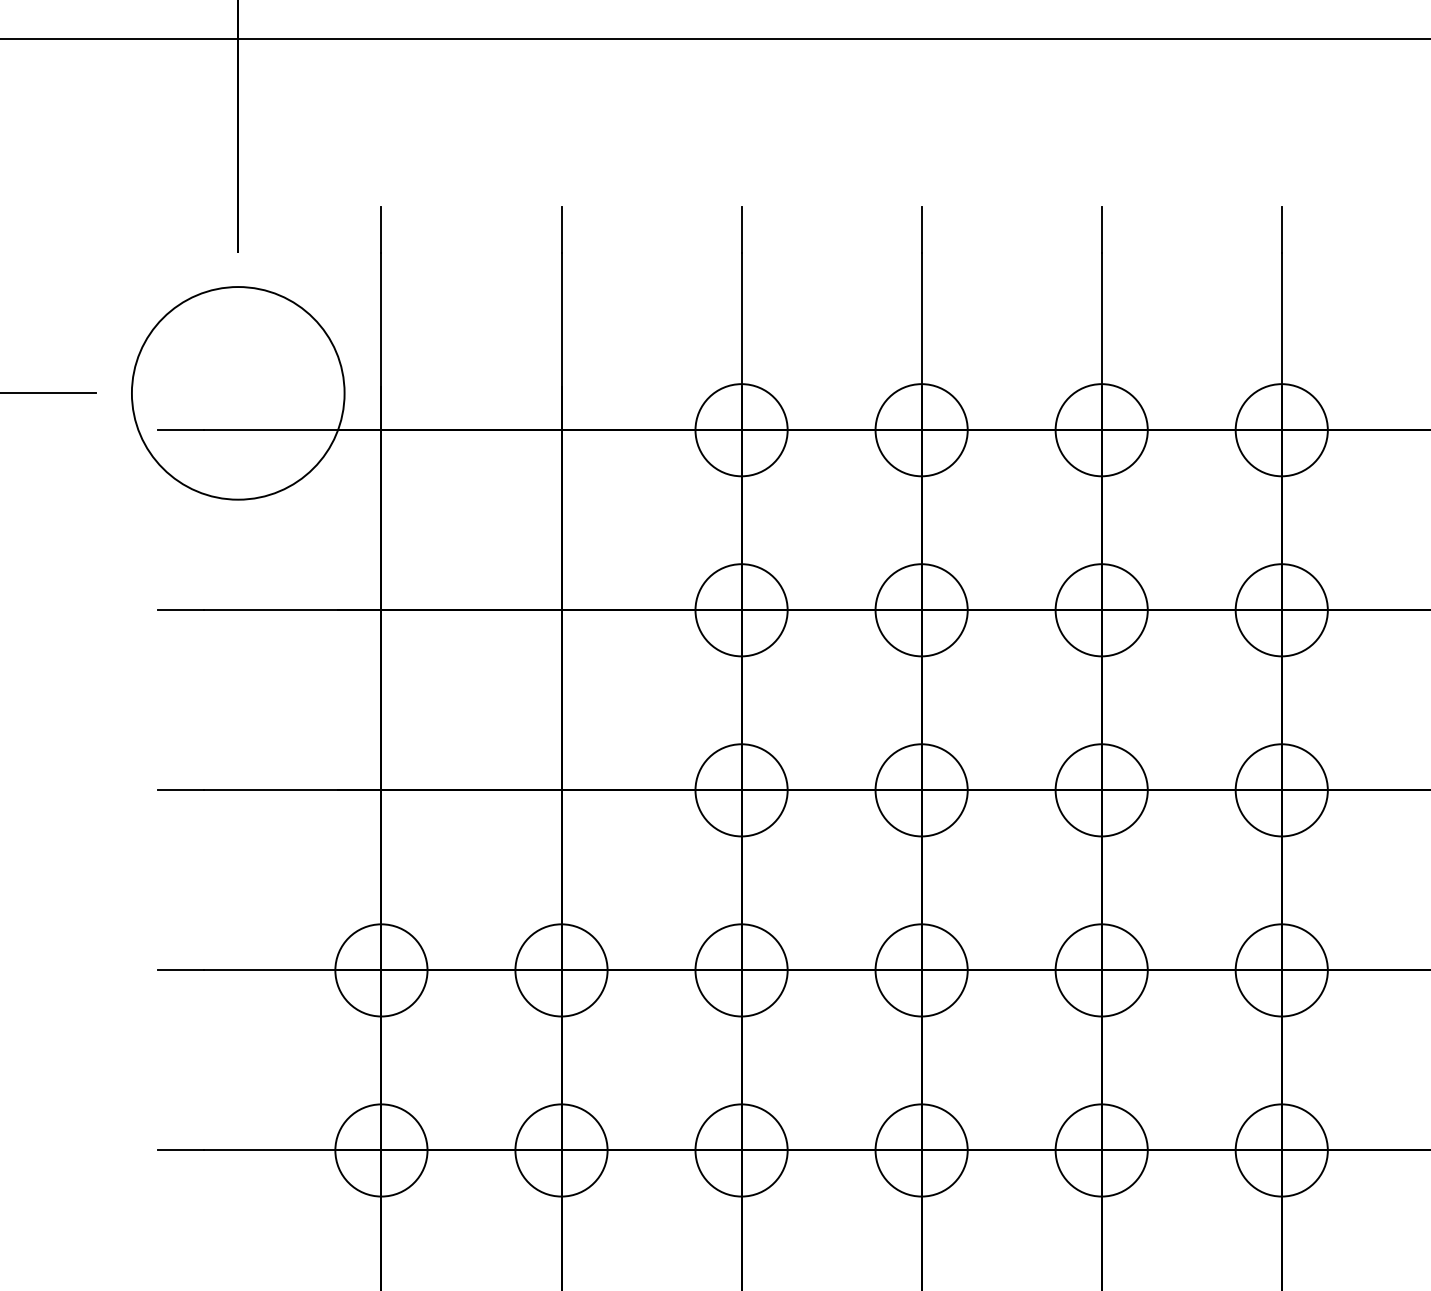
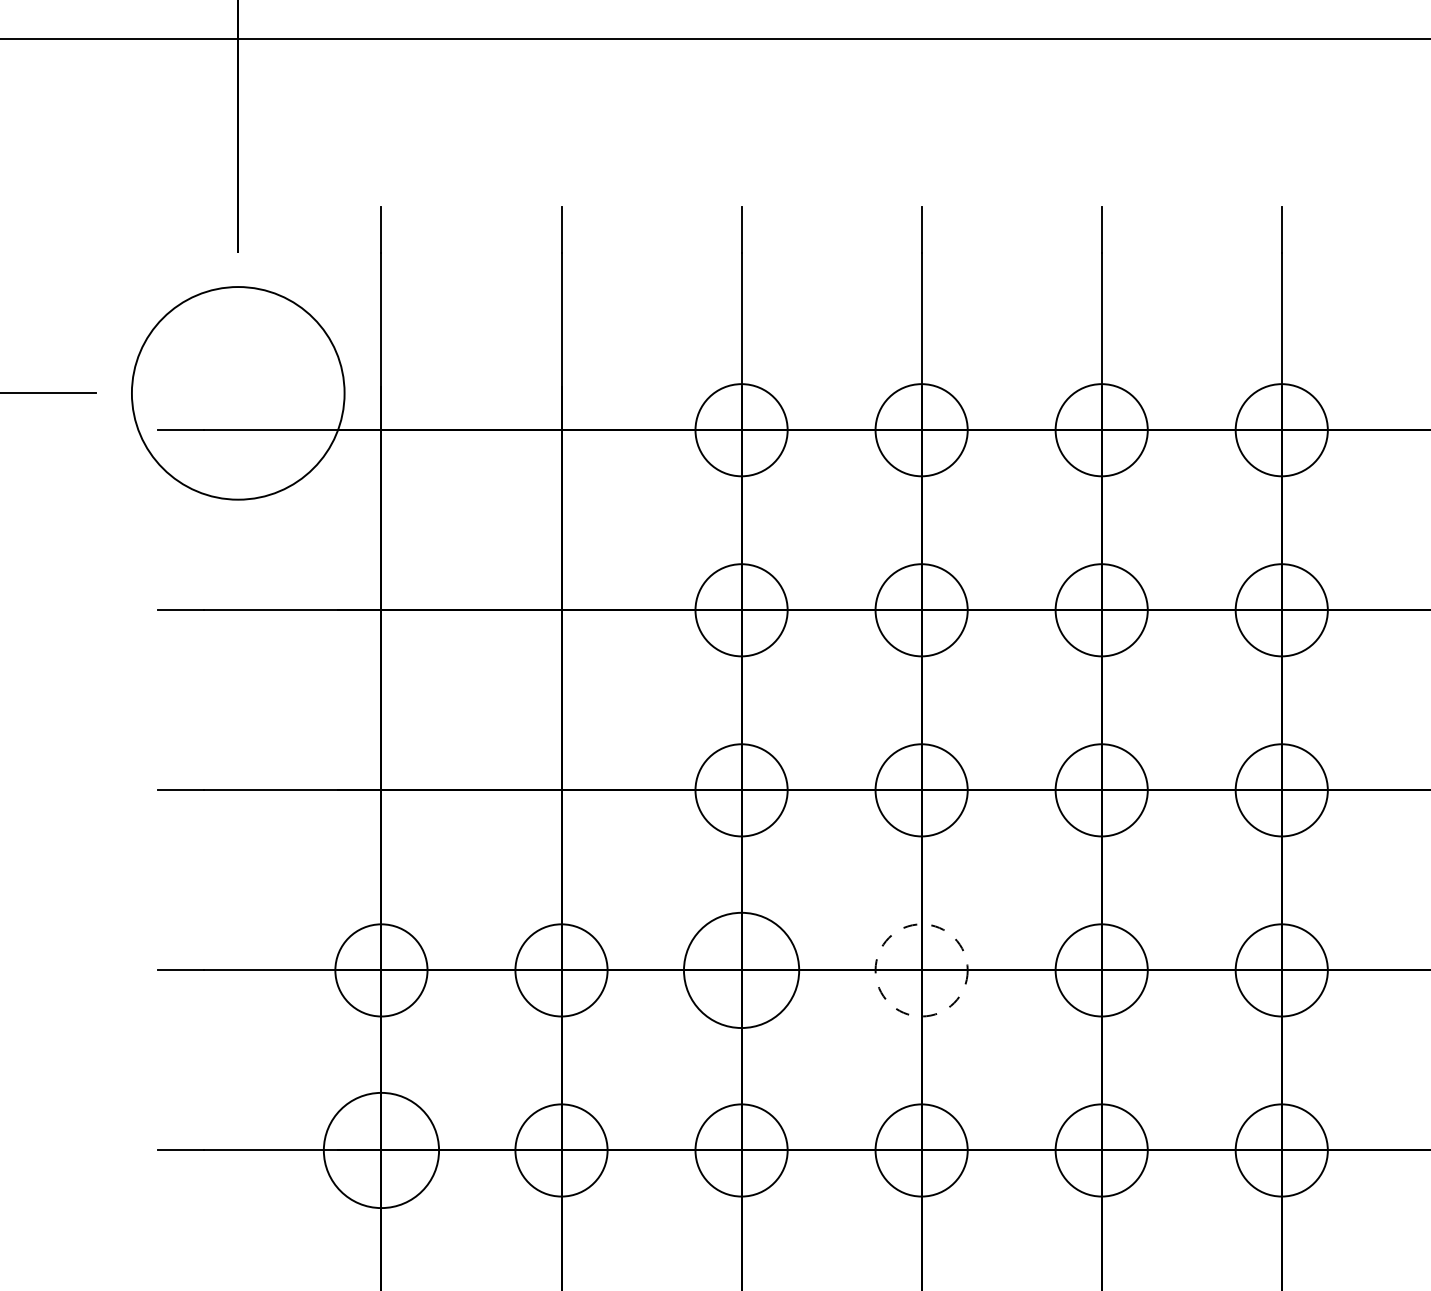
circle diameter: 92 px -> 115 px (741, 970)
circle: solid -> dashed (921, 970)
circle diameter: 92 px -> 115 px (381, 1150)
